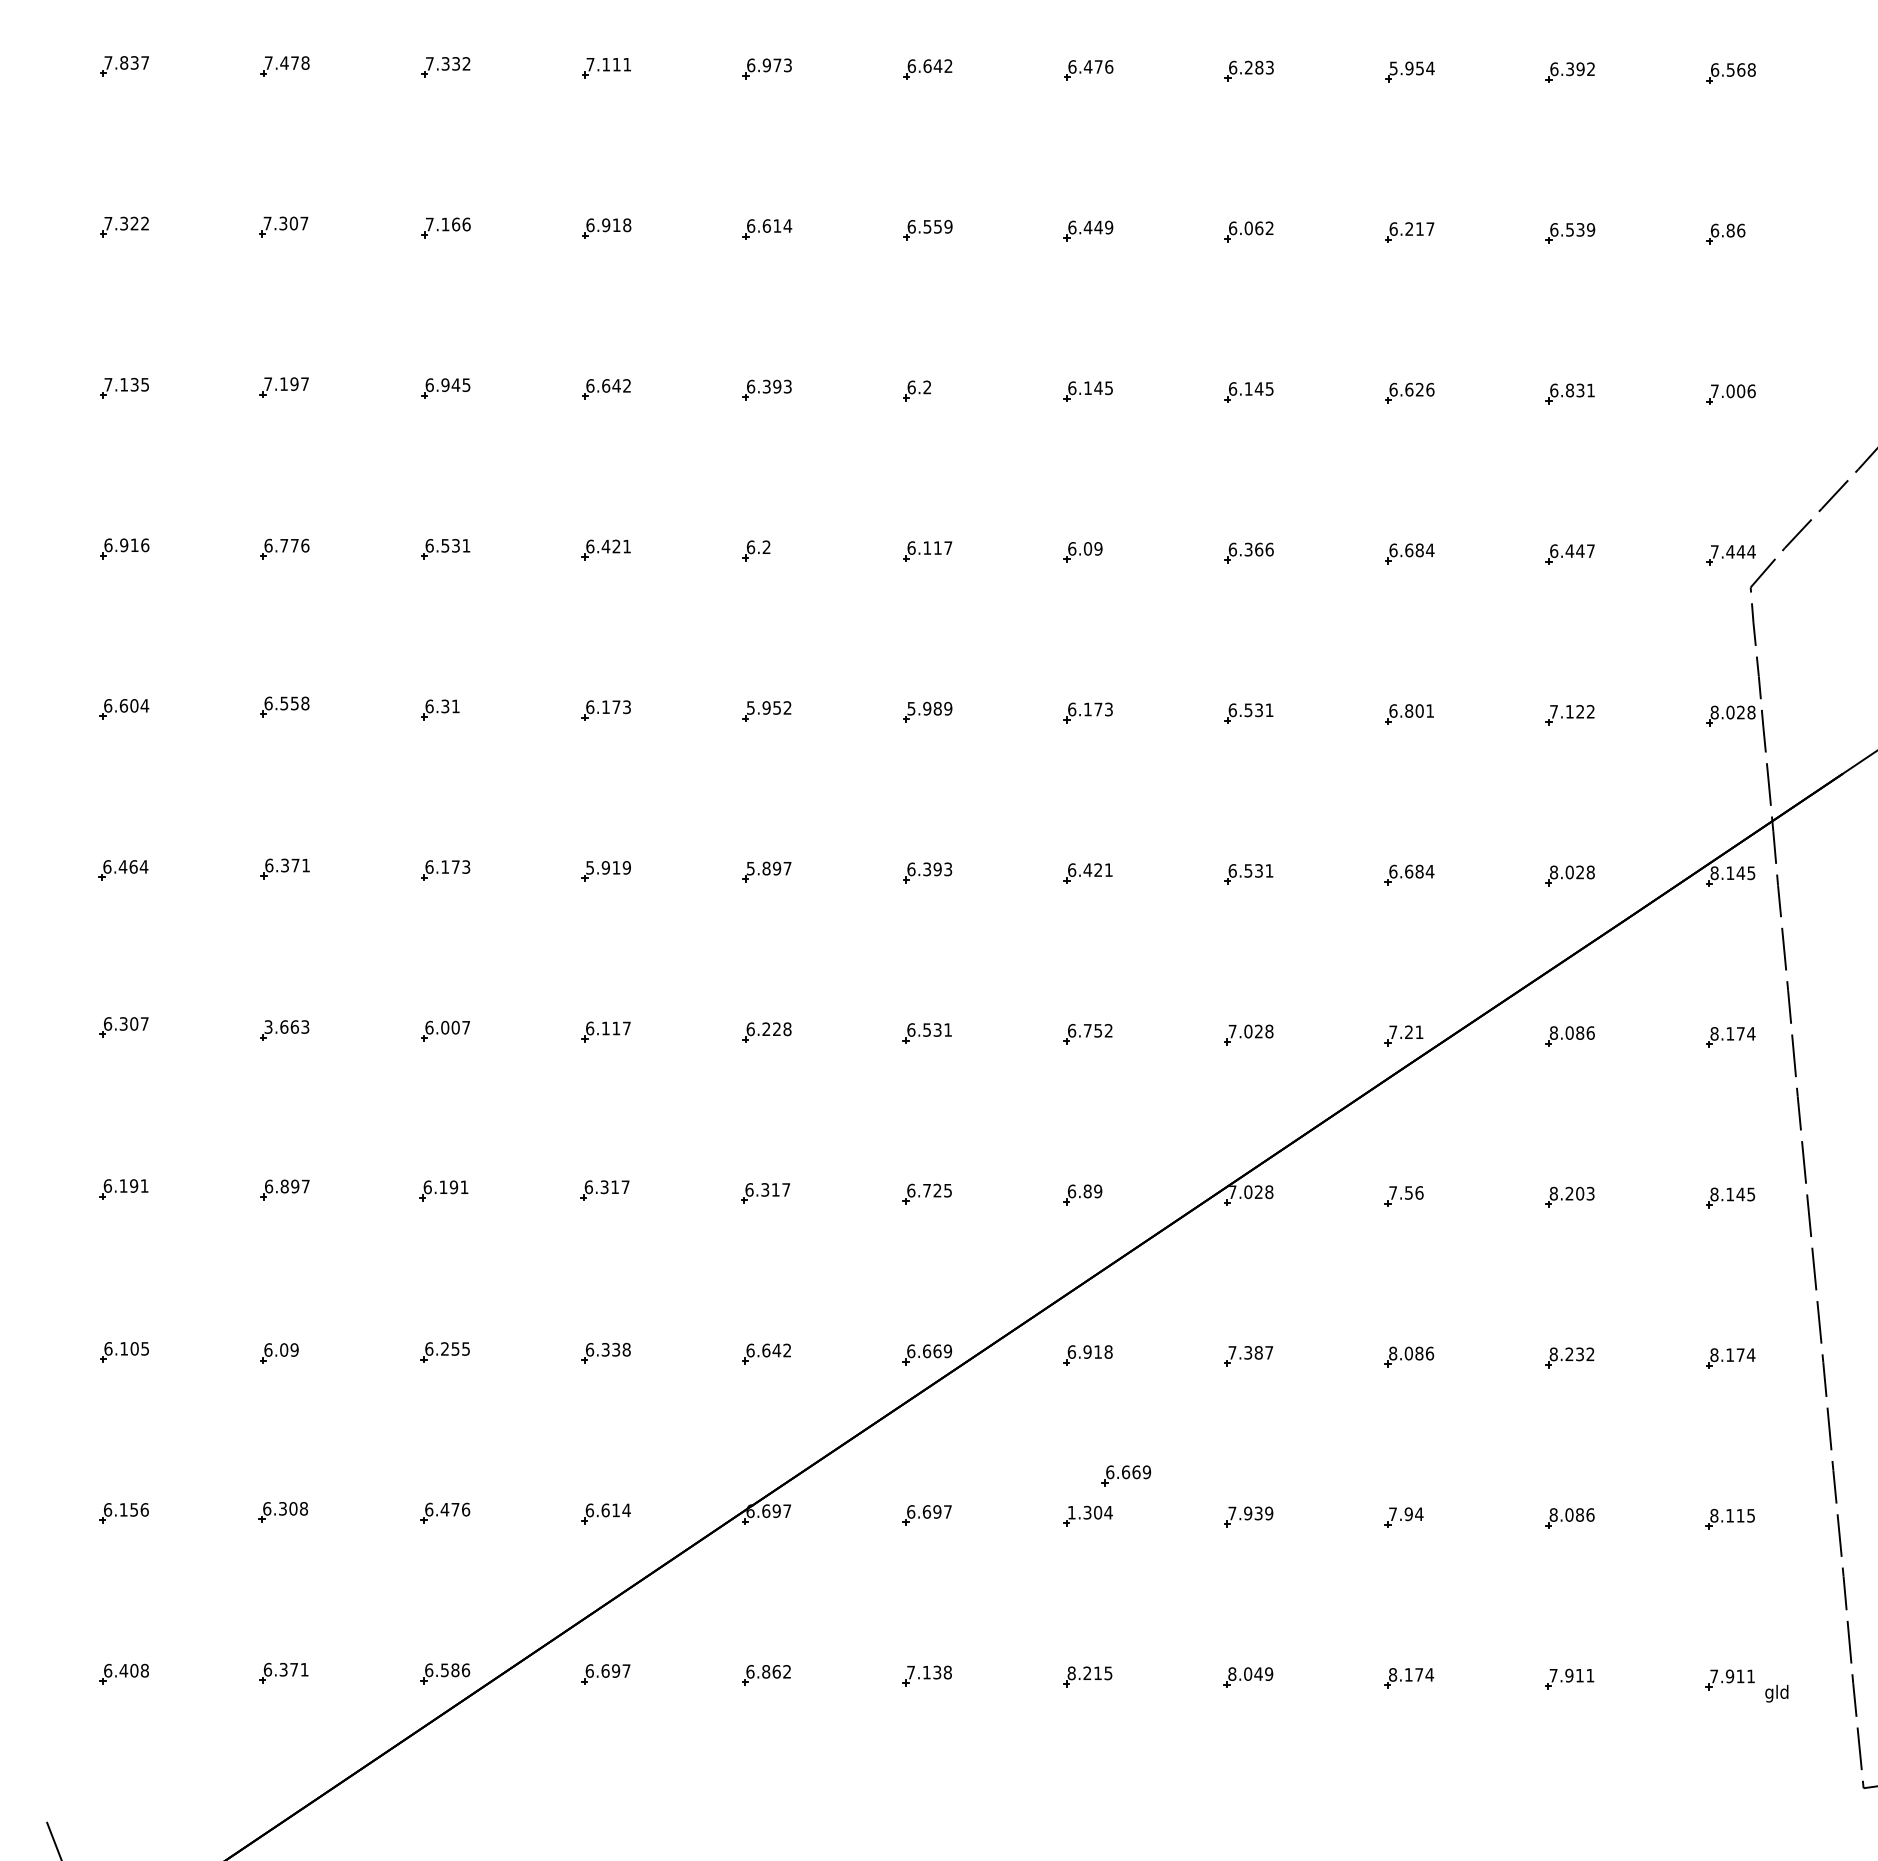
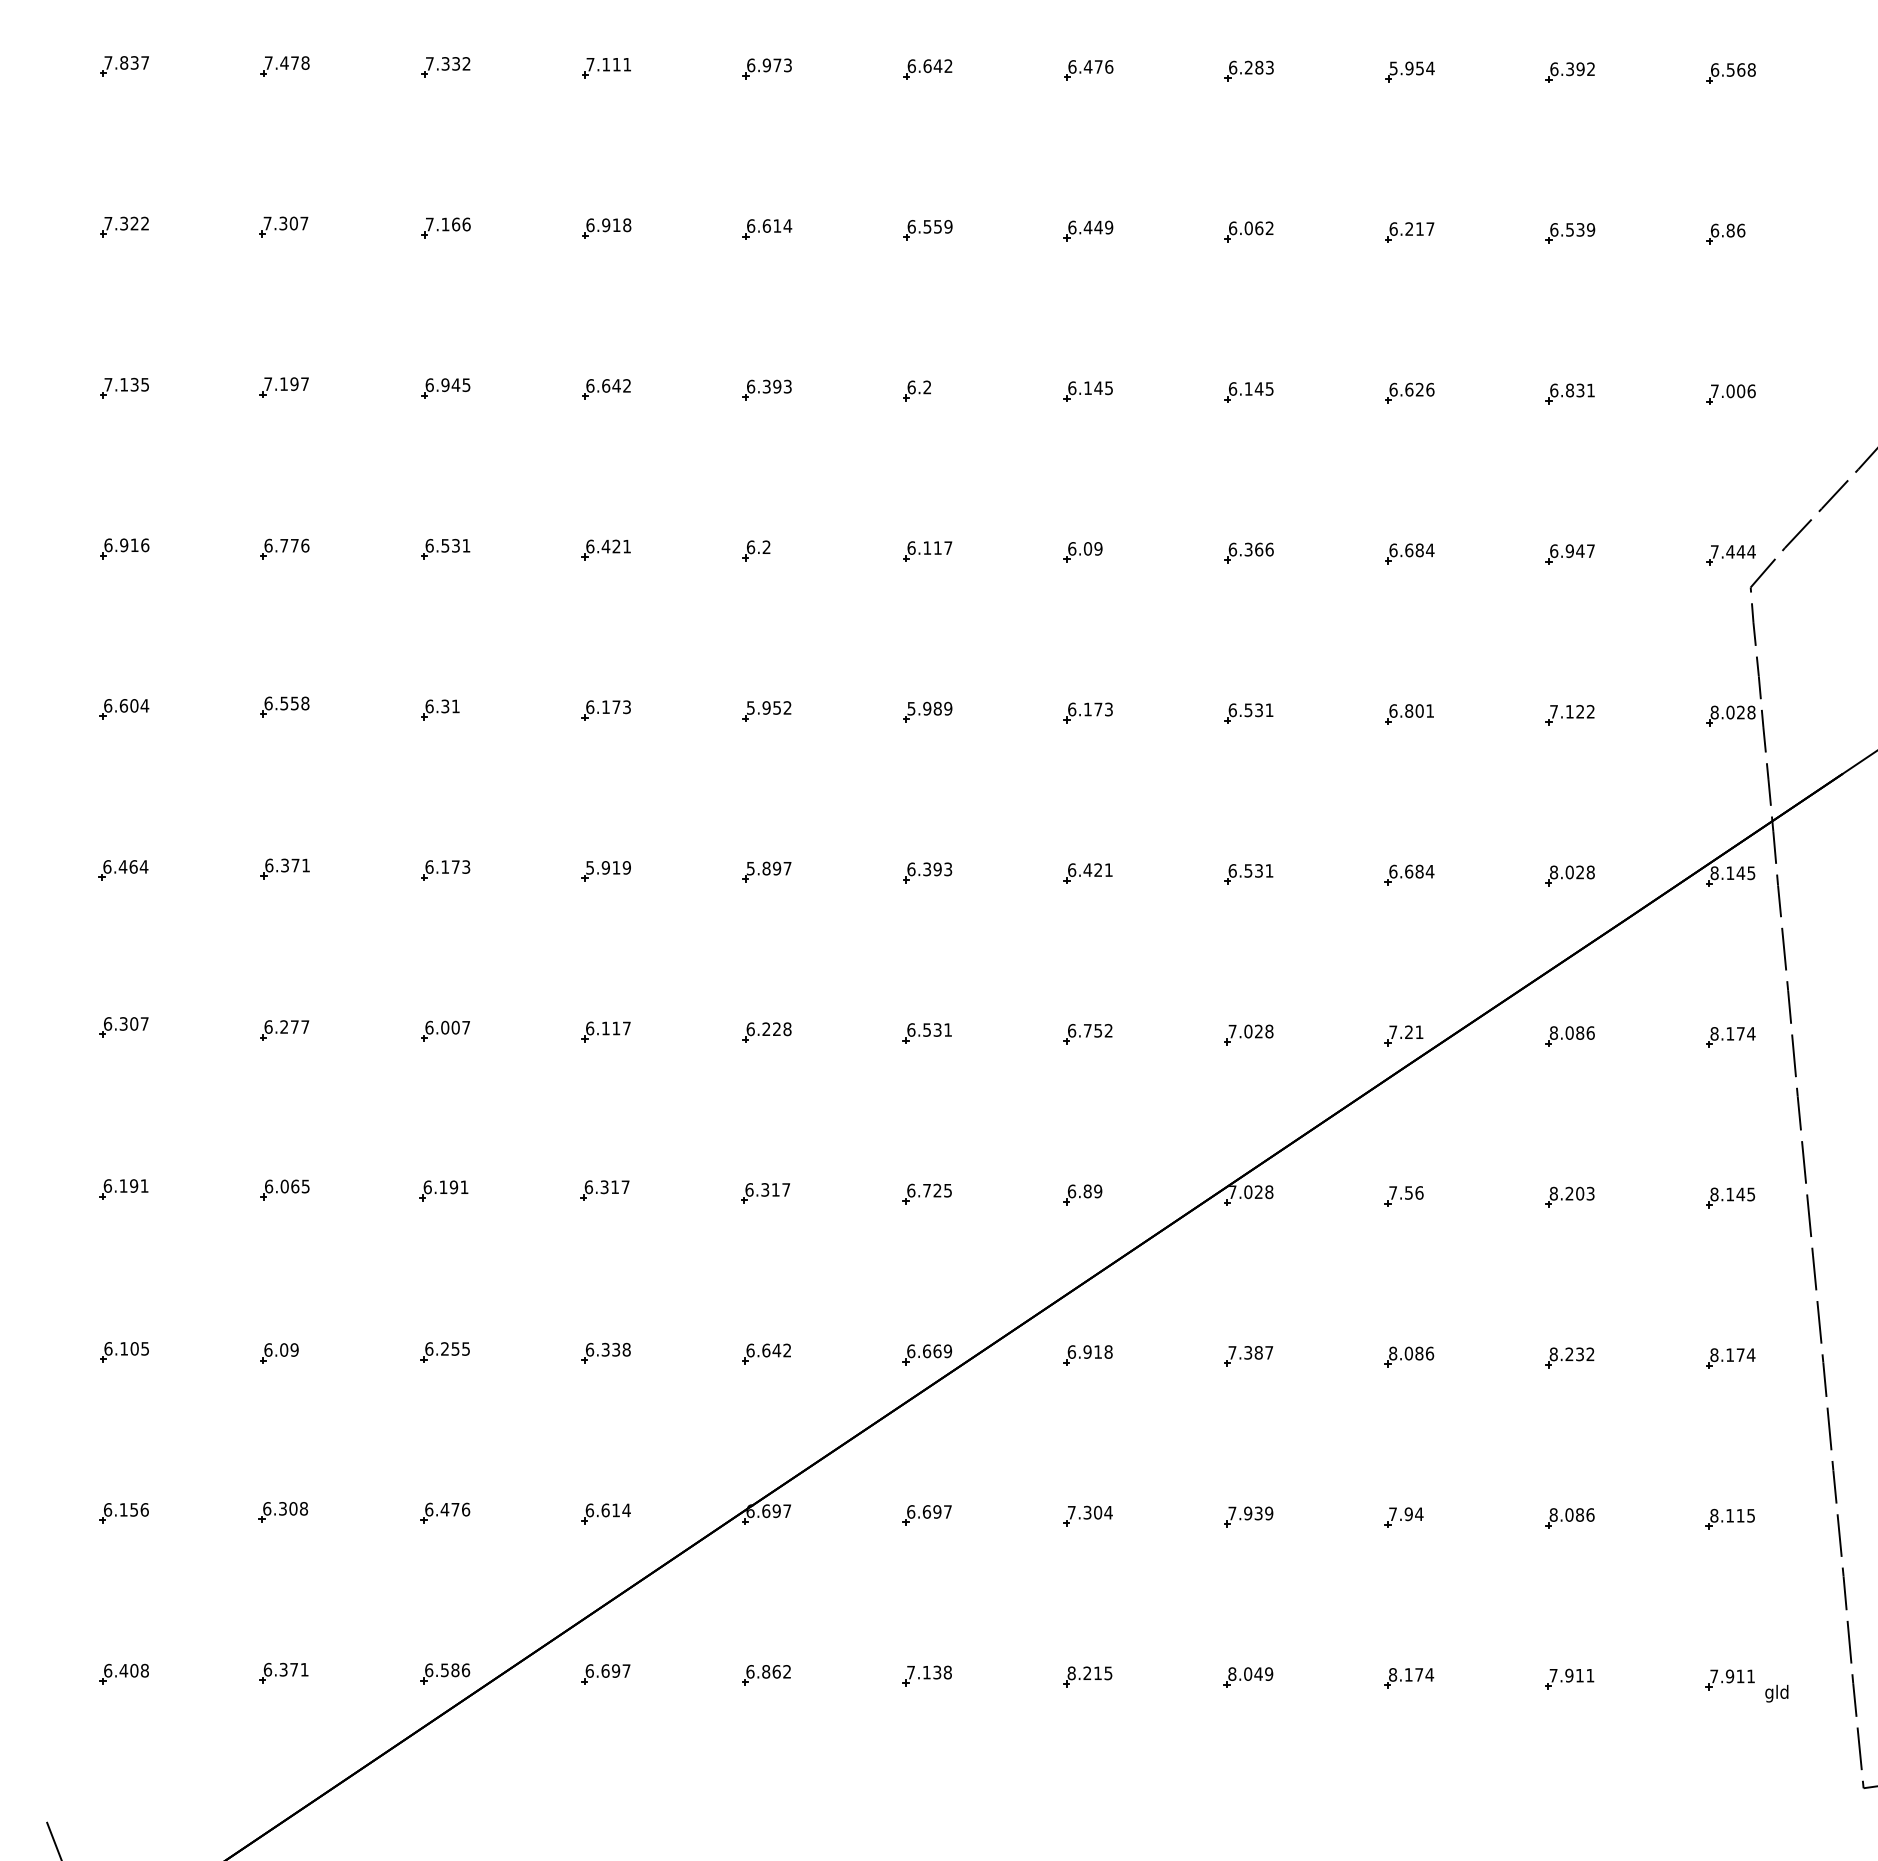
text: 6.447 -> 6.947 (1569, 550)
text: 3.663 -> 6.277 (286, 1026)
text: 6.897 -> 6.065 (294, 1186)
part: present -> none (1126, 1475)
text: 1.304 -> 7.304 (1071, 1512)
